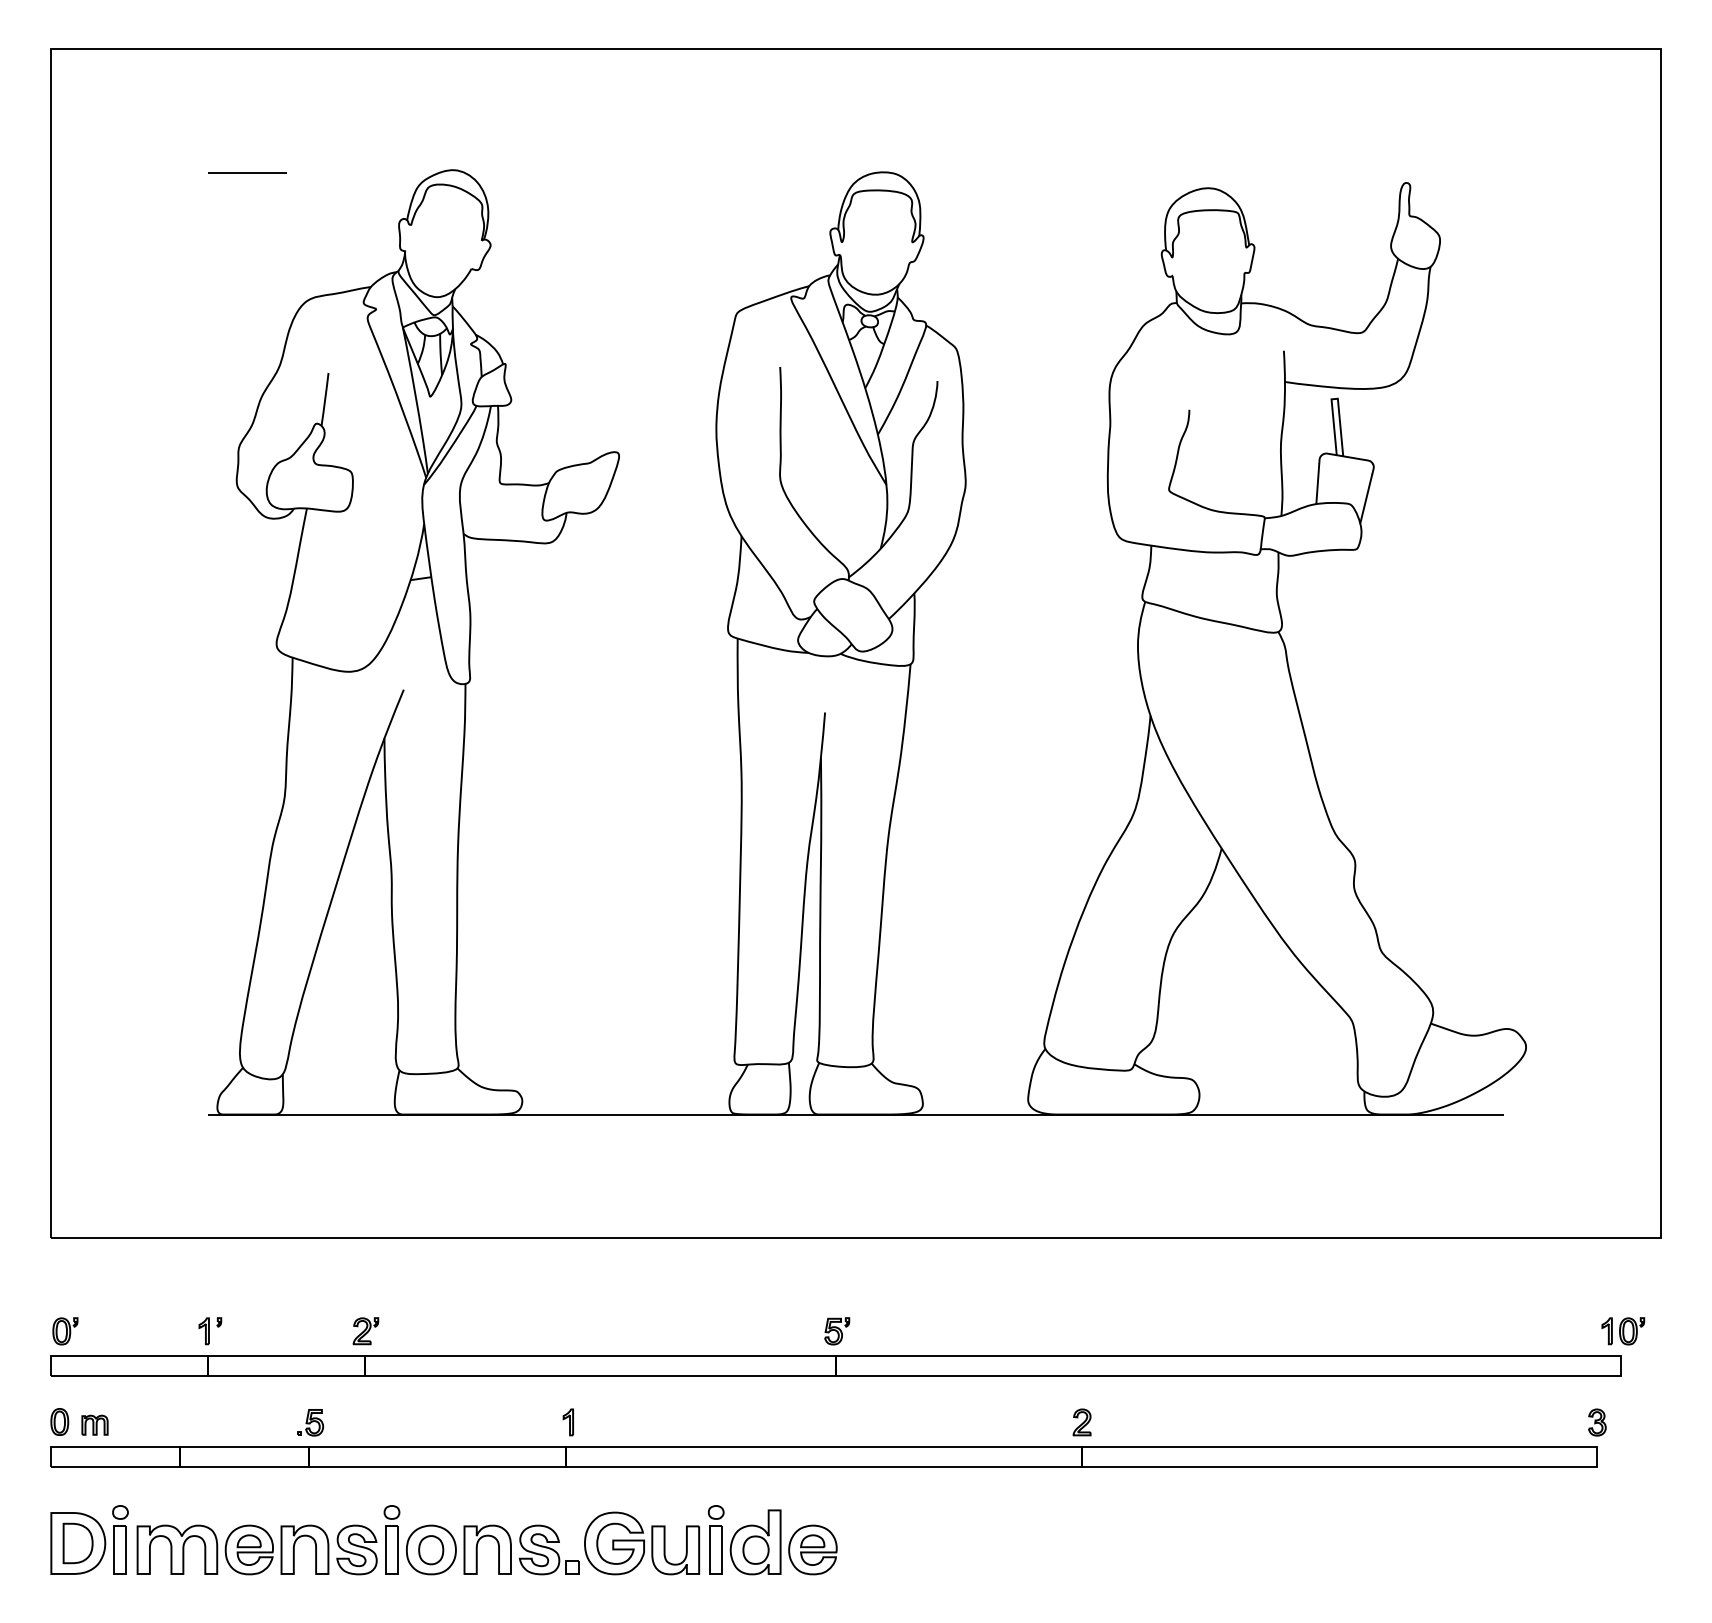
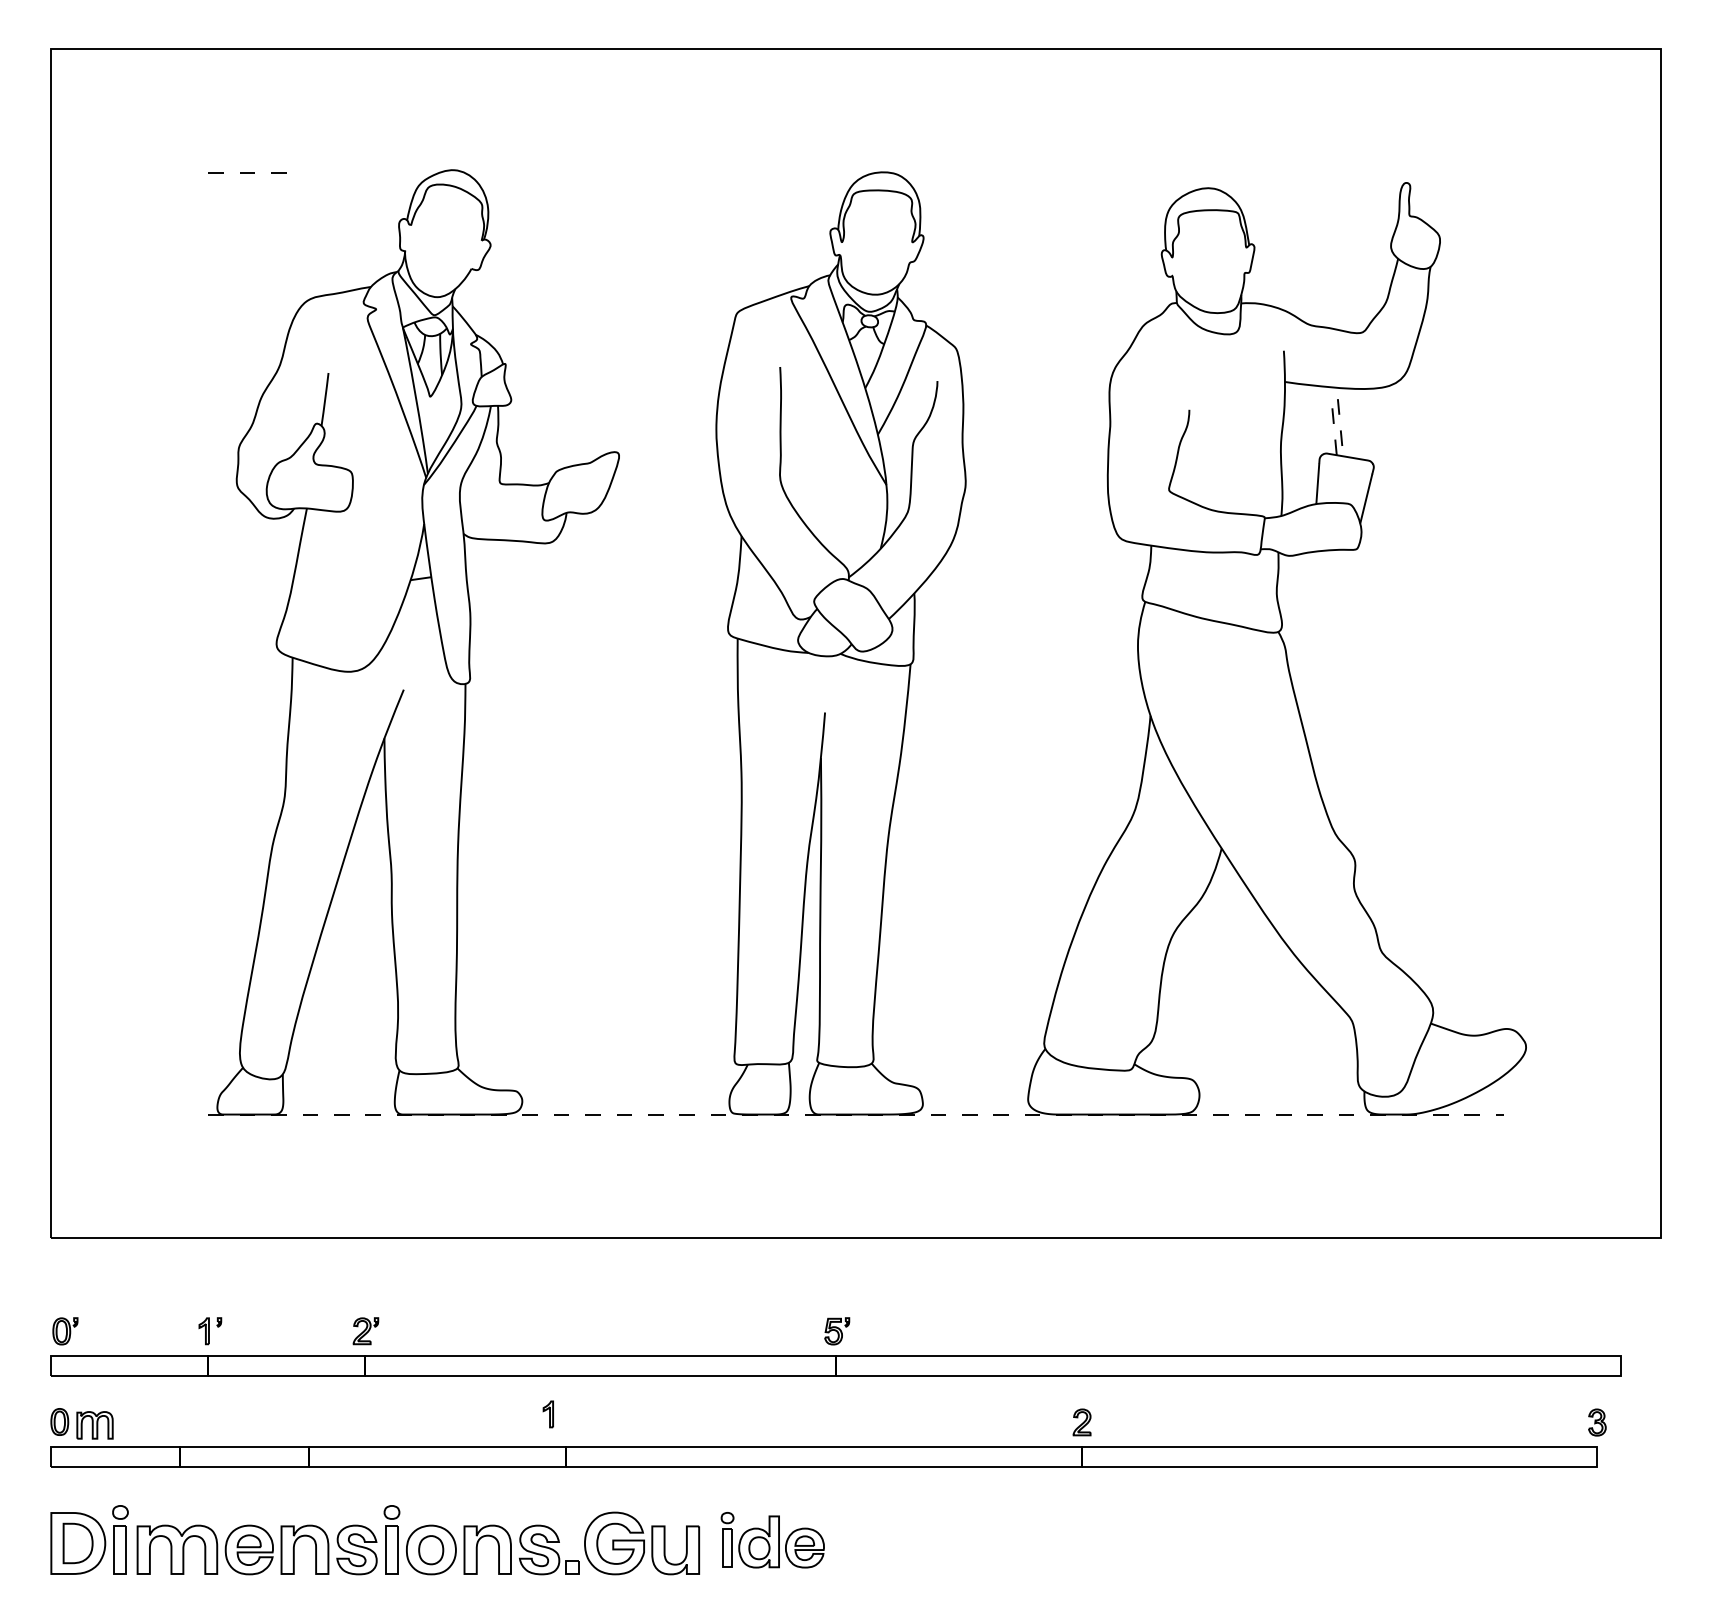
line: solid -> dashed (248, 172)
line: solid -> dashed (1335, 399)
line: solid -> dashed (856, 1114)
part: present -> none (1623, 1331)
part: present -> none (310, 1422)
part position: (567, 1422) -> (547, 1414) (547, 1414)
part size: 28x22 px -> 38x29 px (94, 1425)
part size: 130x71 px -> 105x57 px (772, 1540)
